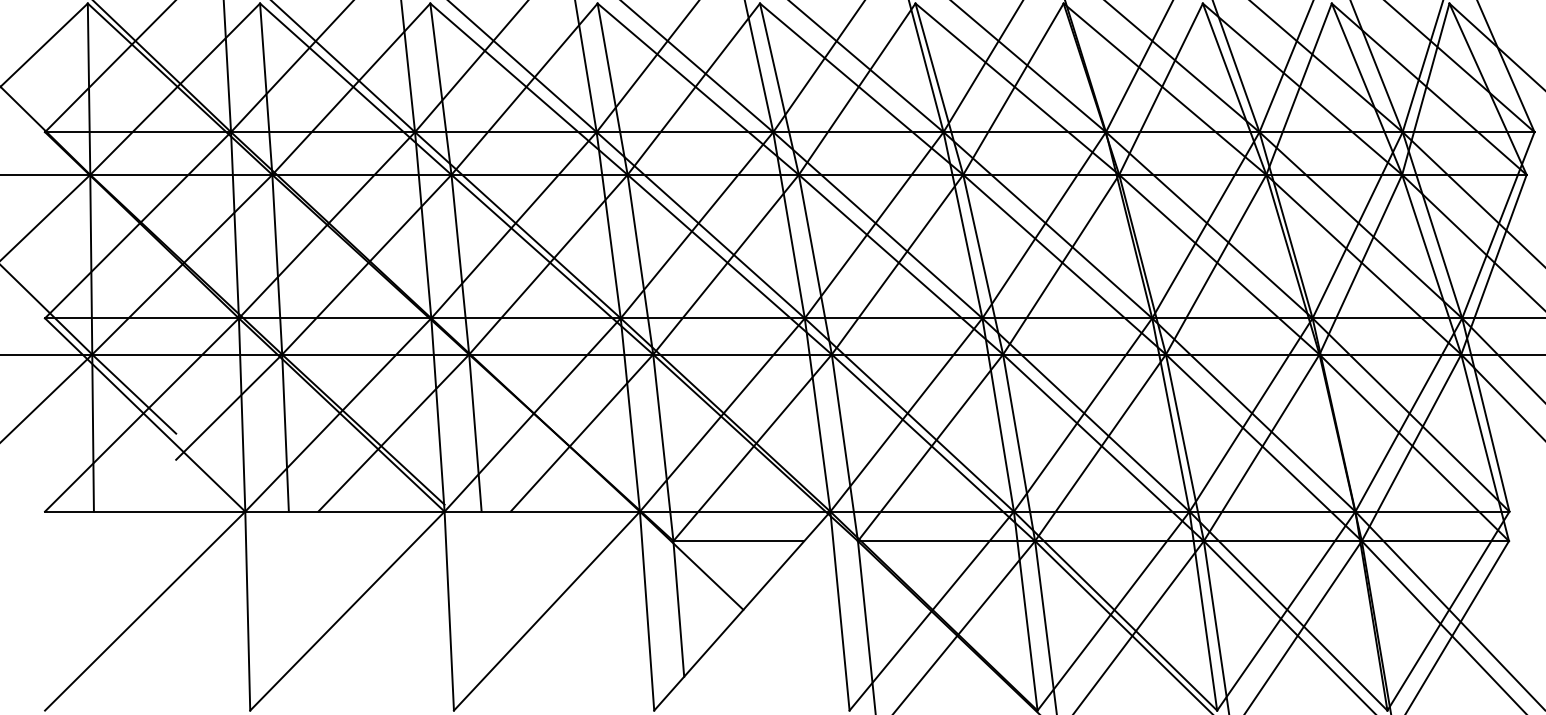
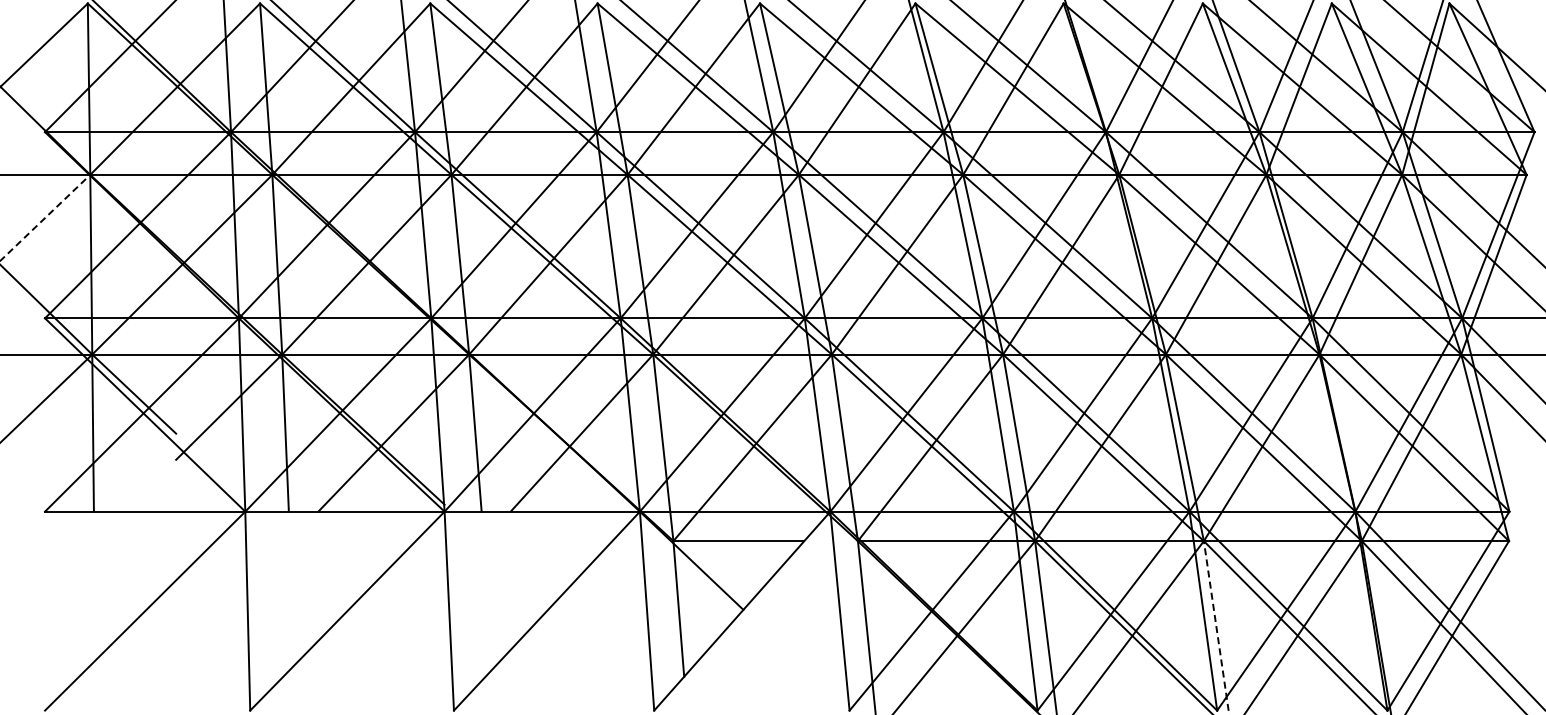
line: solid -> dashed (45, 217)
line: solid -> dashed (1216, 627)
